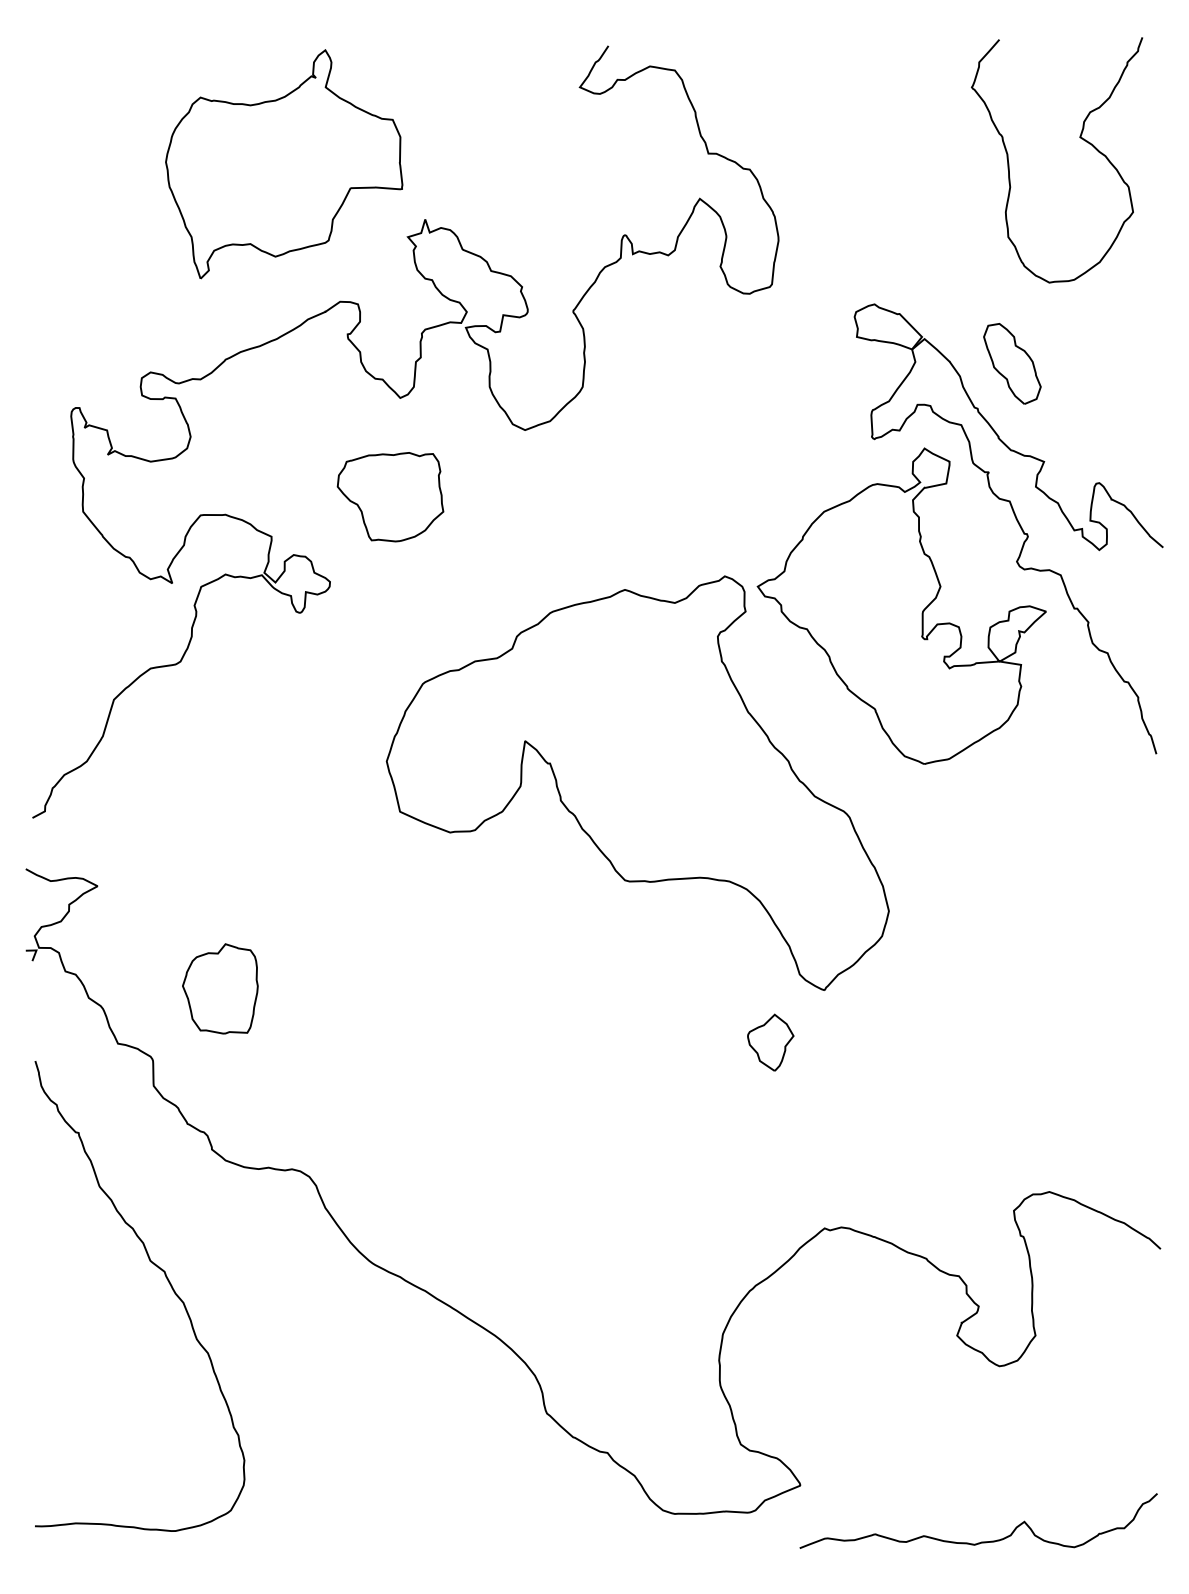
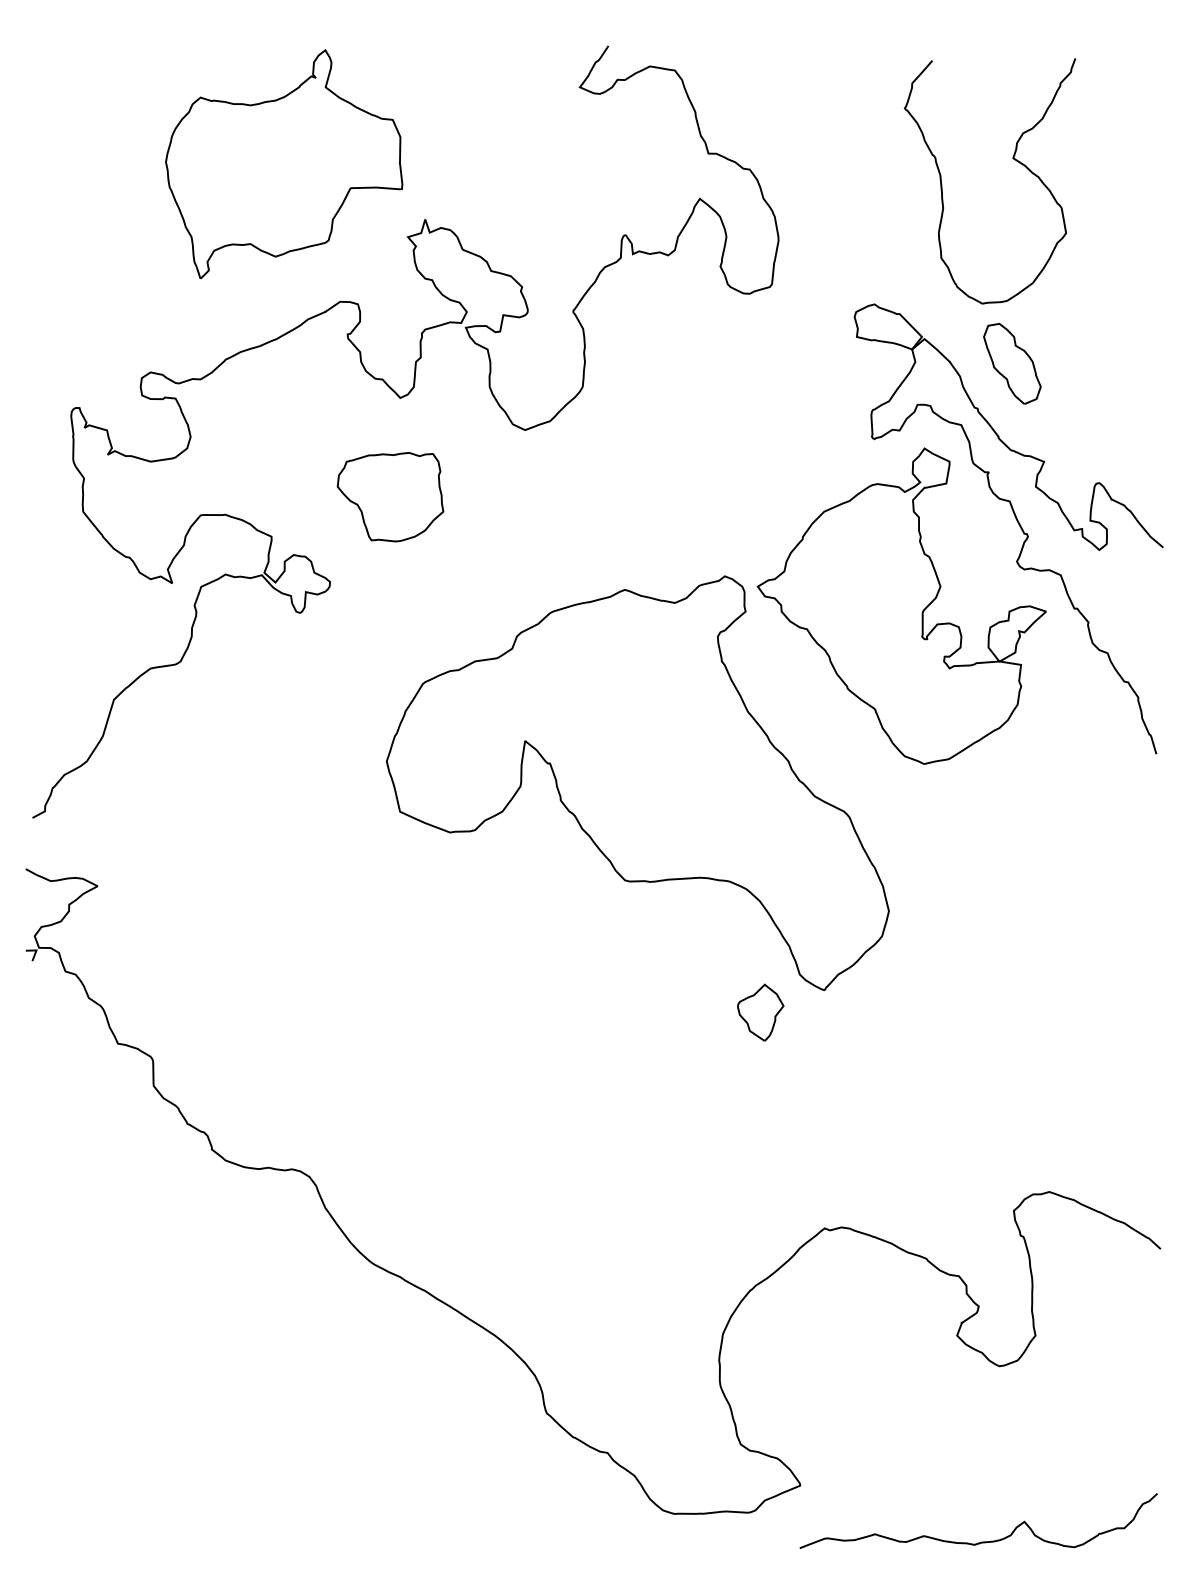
curve position: (1079, 137) -> (1012, 158) (1012, 158)
part: present -> none (220, 988)
part position: (770, 1042) -> (760, 1012) (760, 1012)
curve: present -> none (166, 1279)
